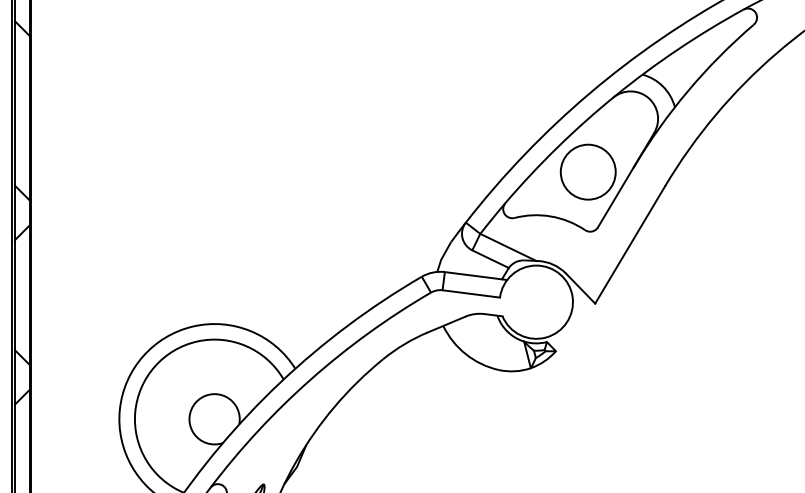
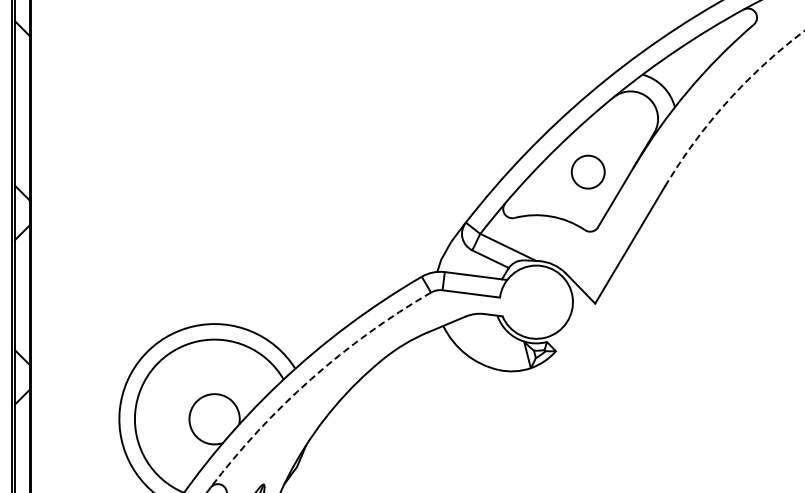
arc: solid -> dashed (728, 100)
circle diameter: 55 px -> 33 px (587, 171)
arc: solid -> dashed (311, 379)
